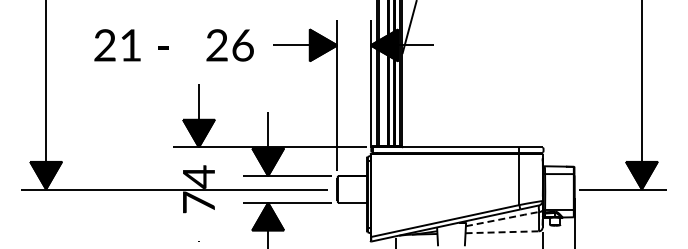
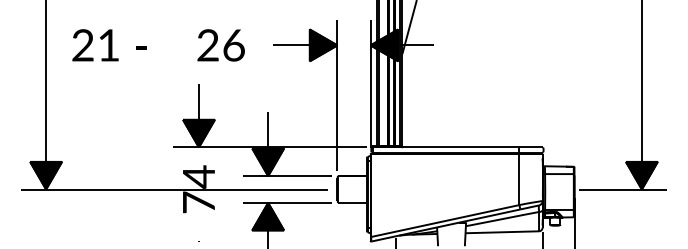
text position: (131, 45) -> (109, 45) (109, 45)
text position: (229, 45) -> (220, 45) (220, 45)
line: dashed -> solid (502, 219)
line: dashed -> solid (502, 232)
